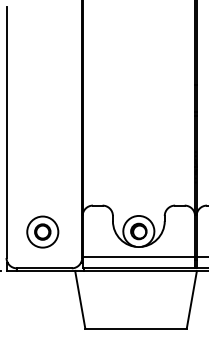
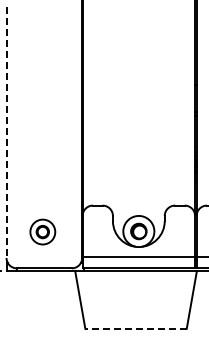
line: solid -> dashed (6, 132)
part size: 34x34 px -> 28x28 px (42, 231)
line: solid -> dashed (136, 328)
